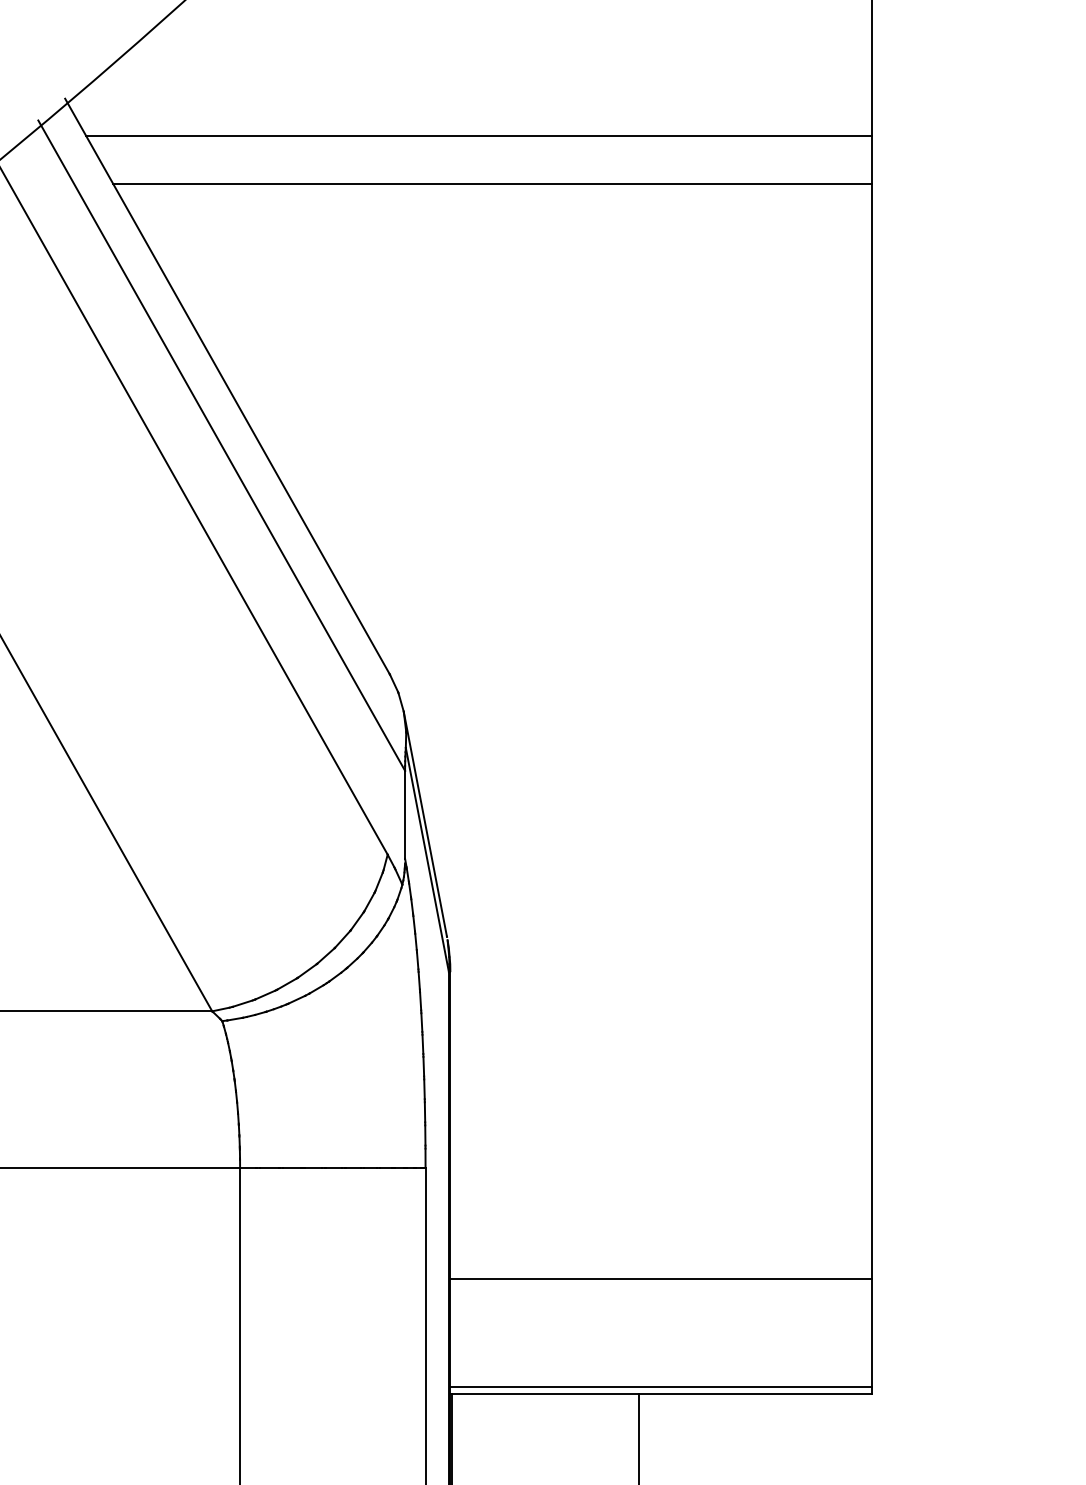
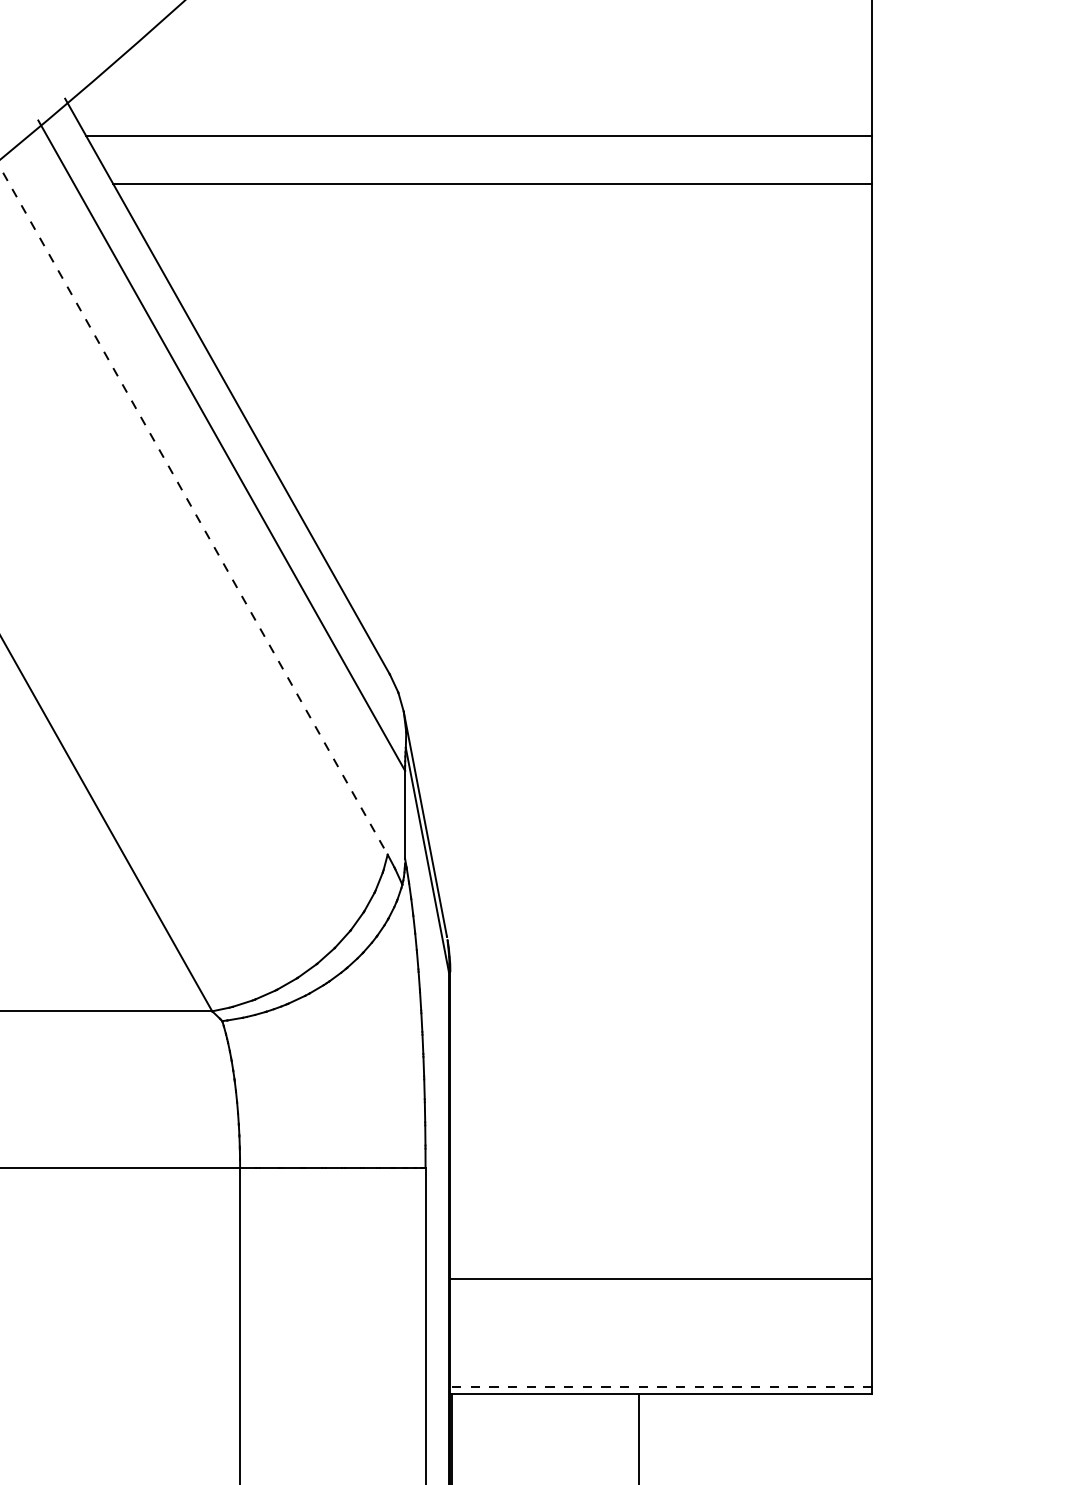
line: solid -> dashed (194, 511)
line: solid -> dashed (660, 1386)
